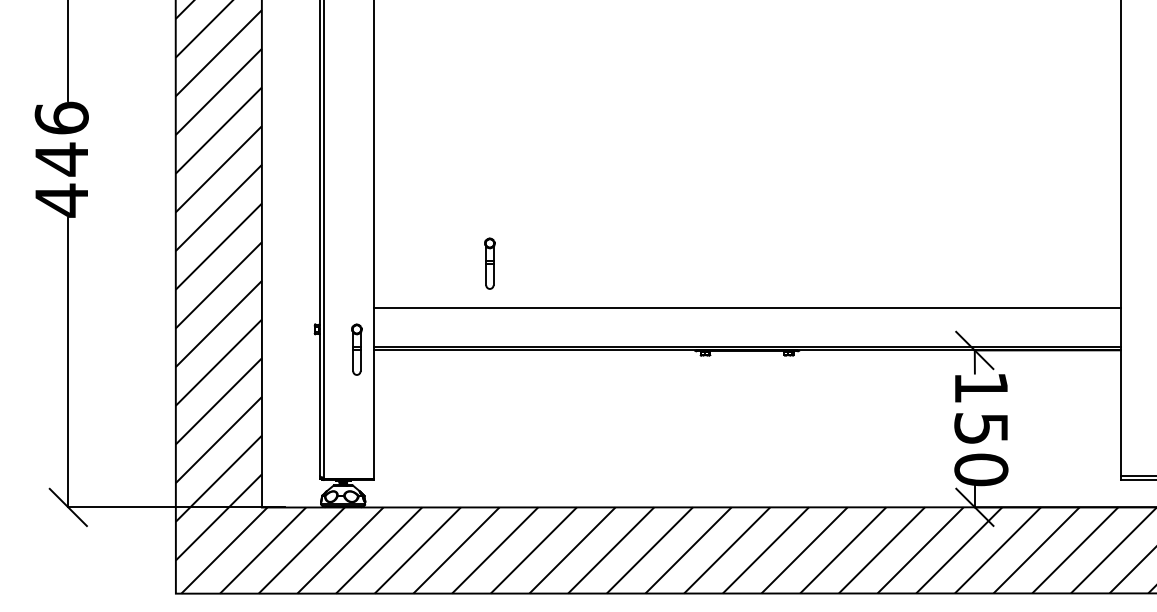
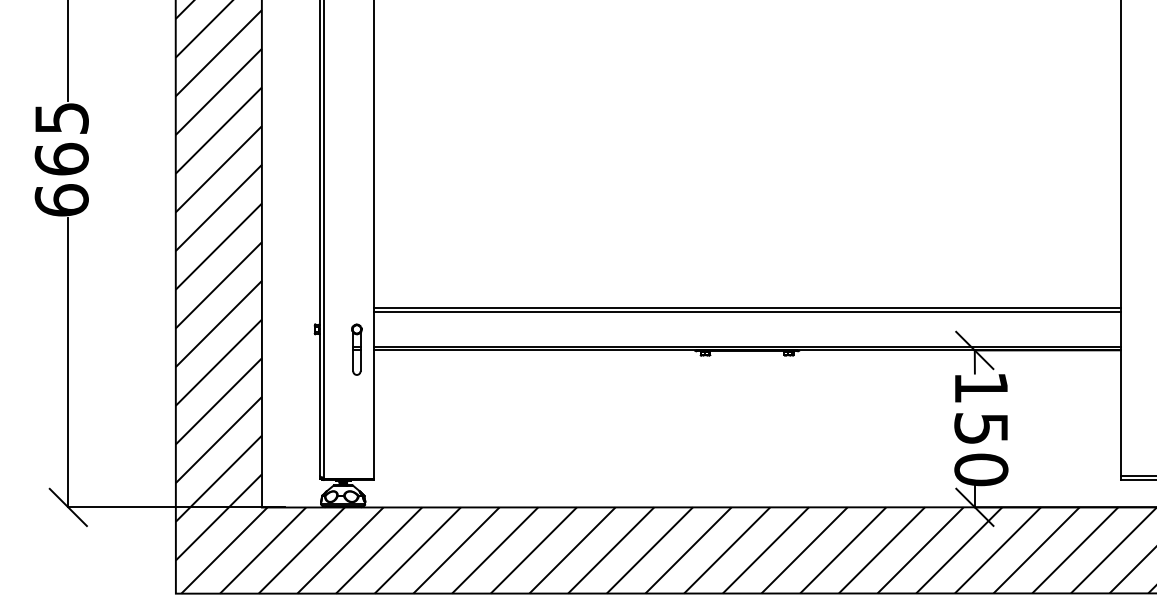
text: 446 -> 665 (61, 159)
part: present -> none (489, 263)
line: none -> present (746, 311)
